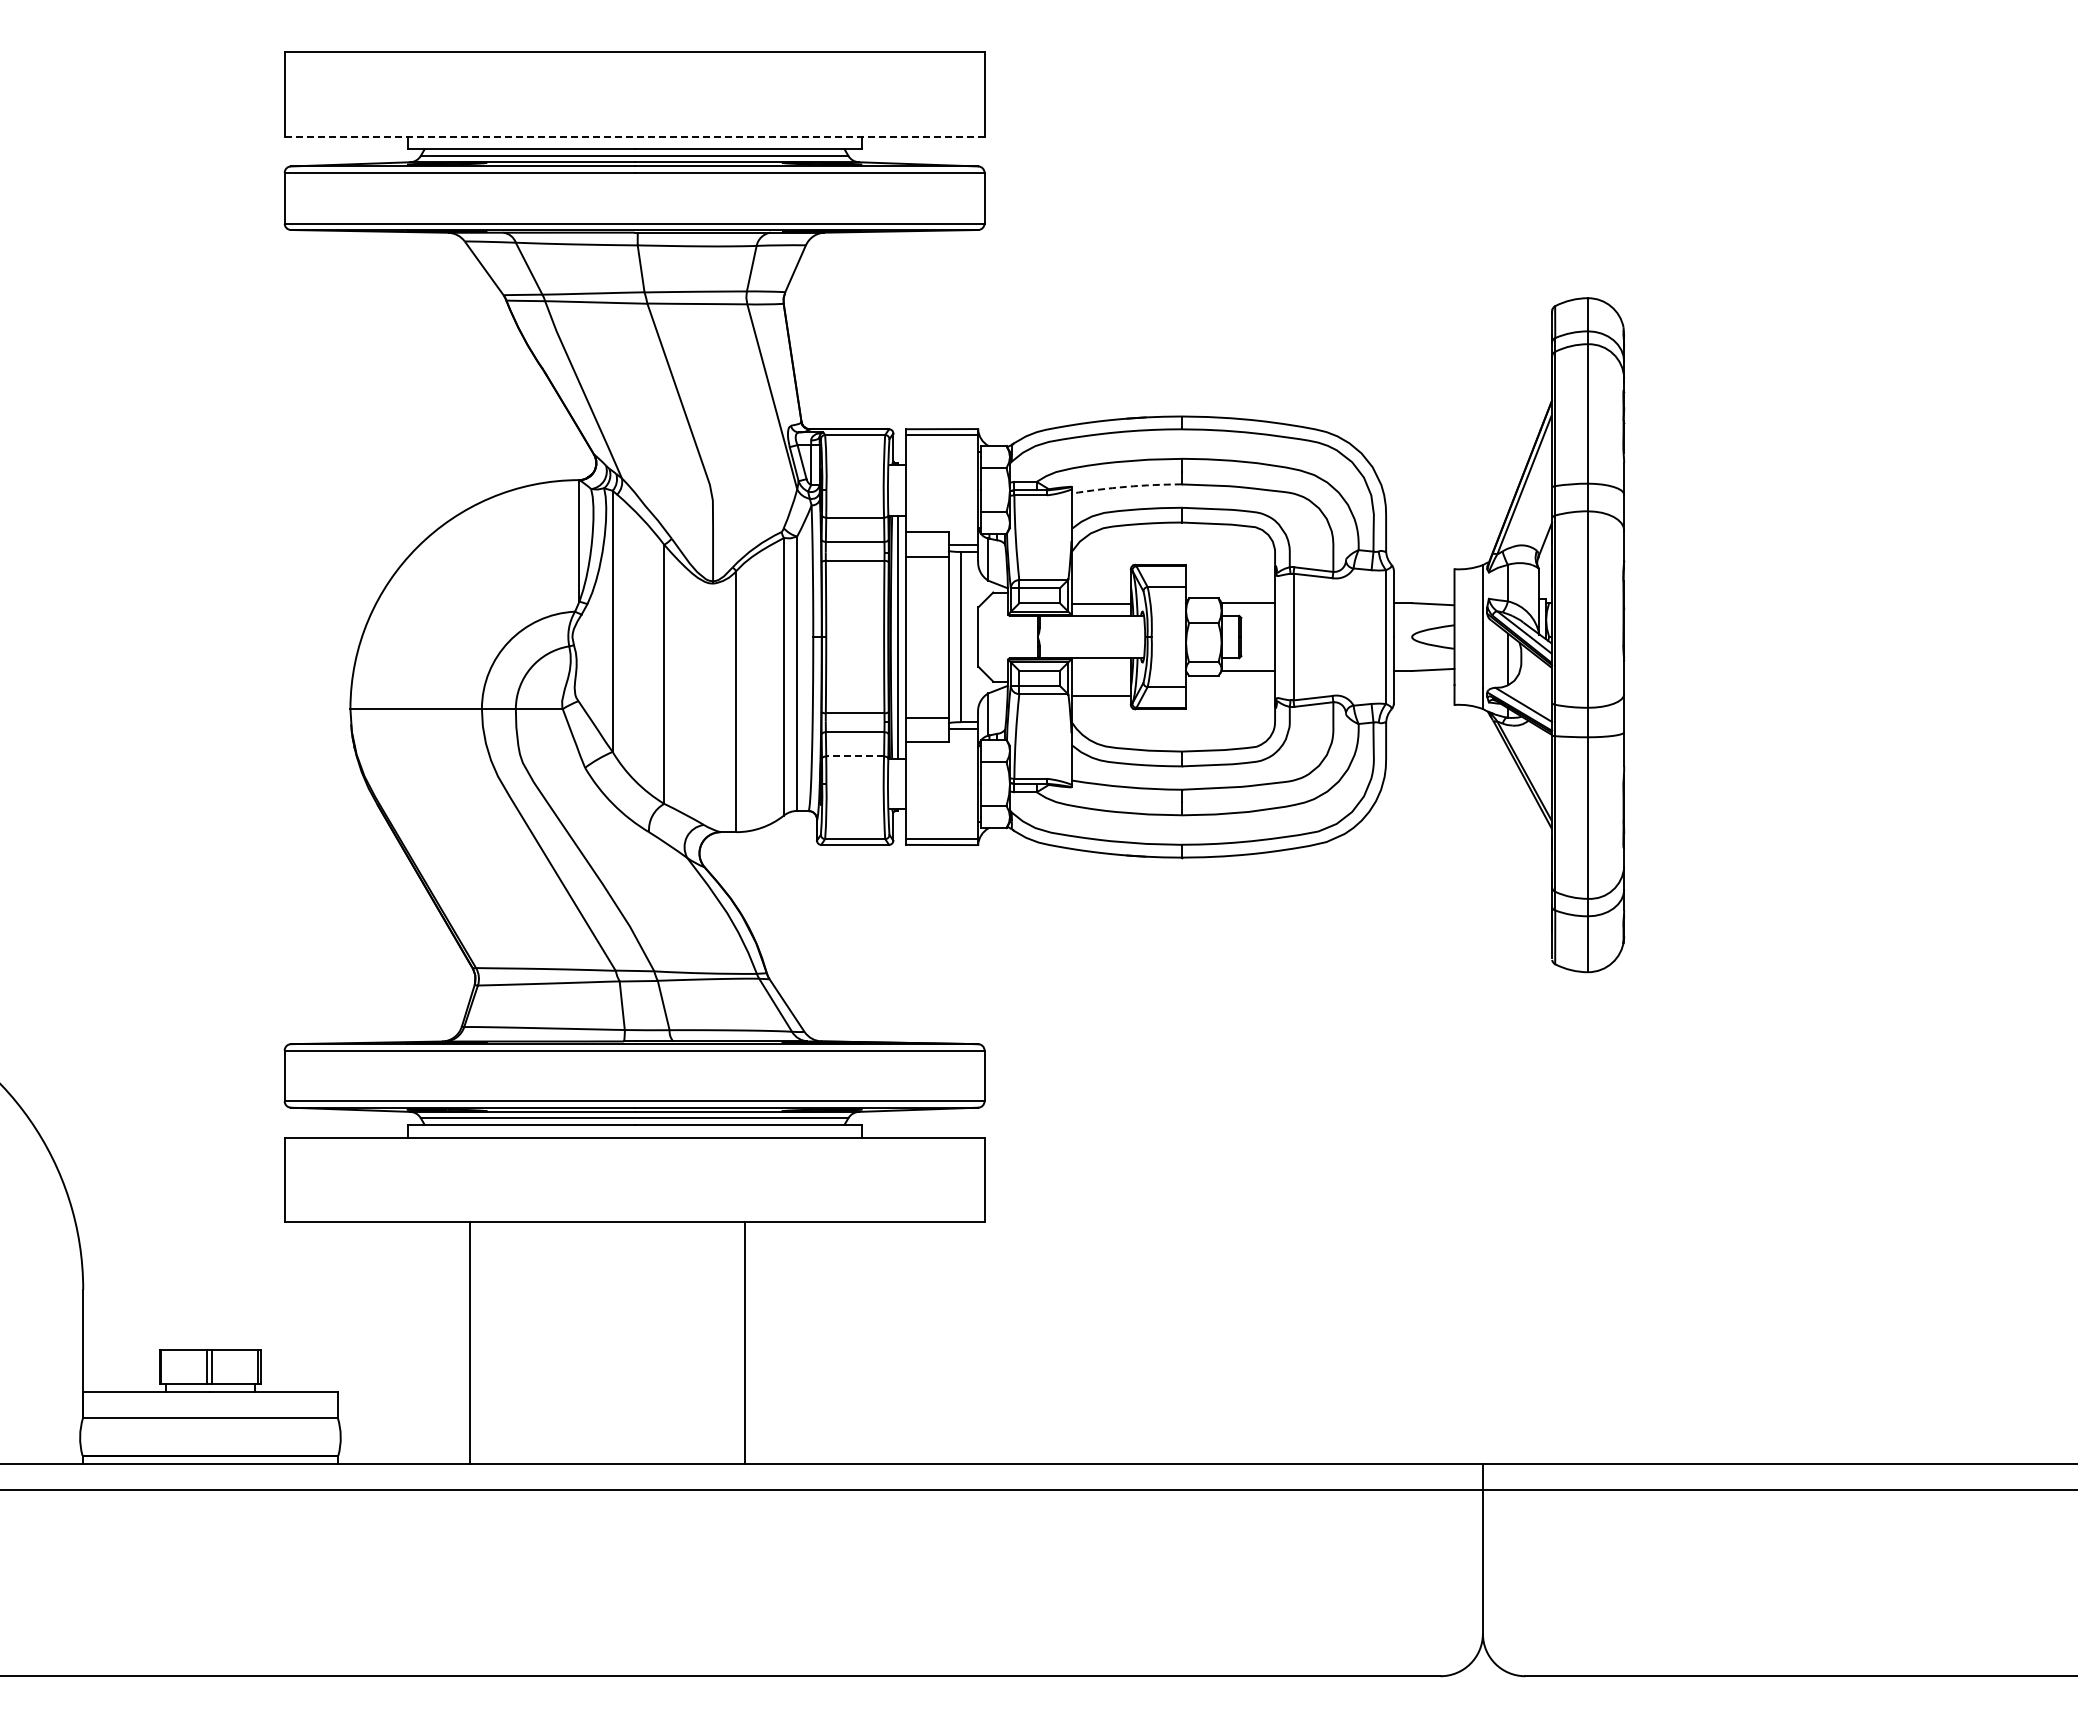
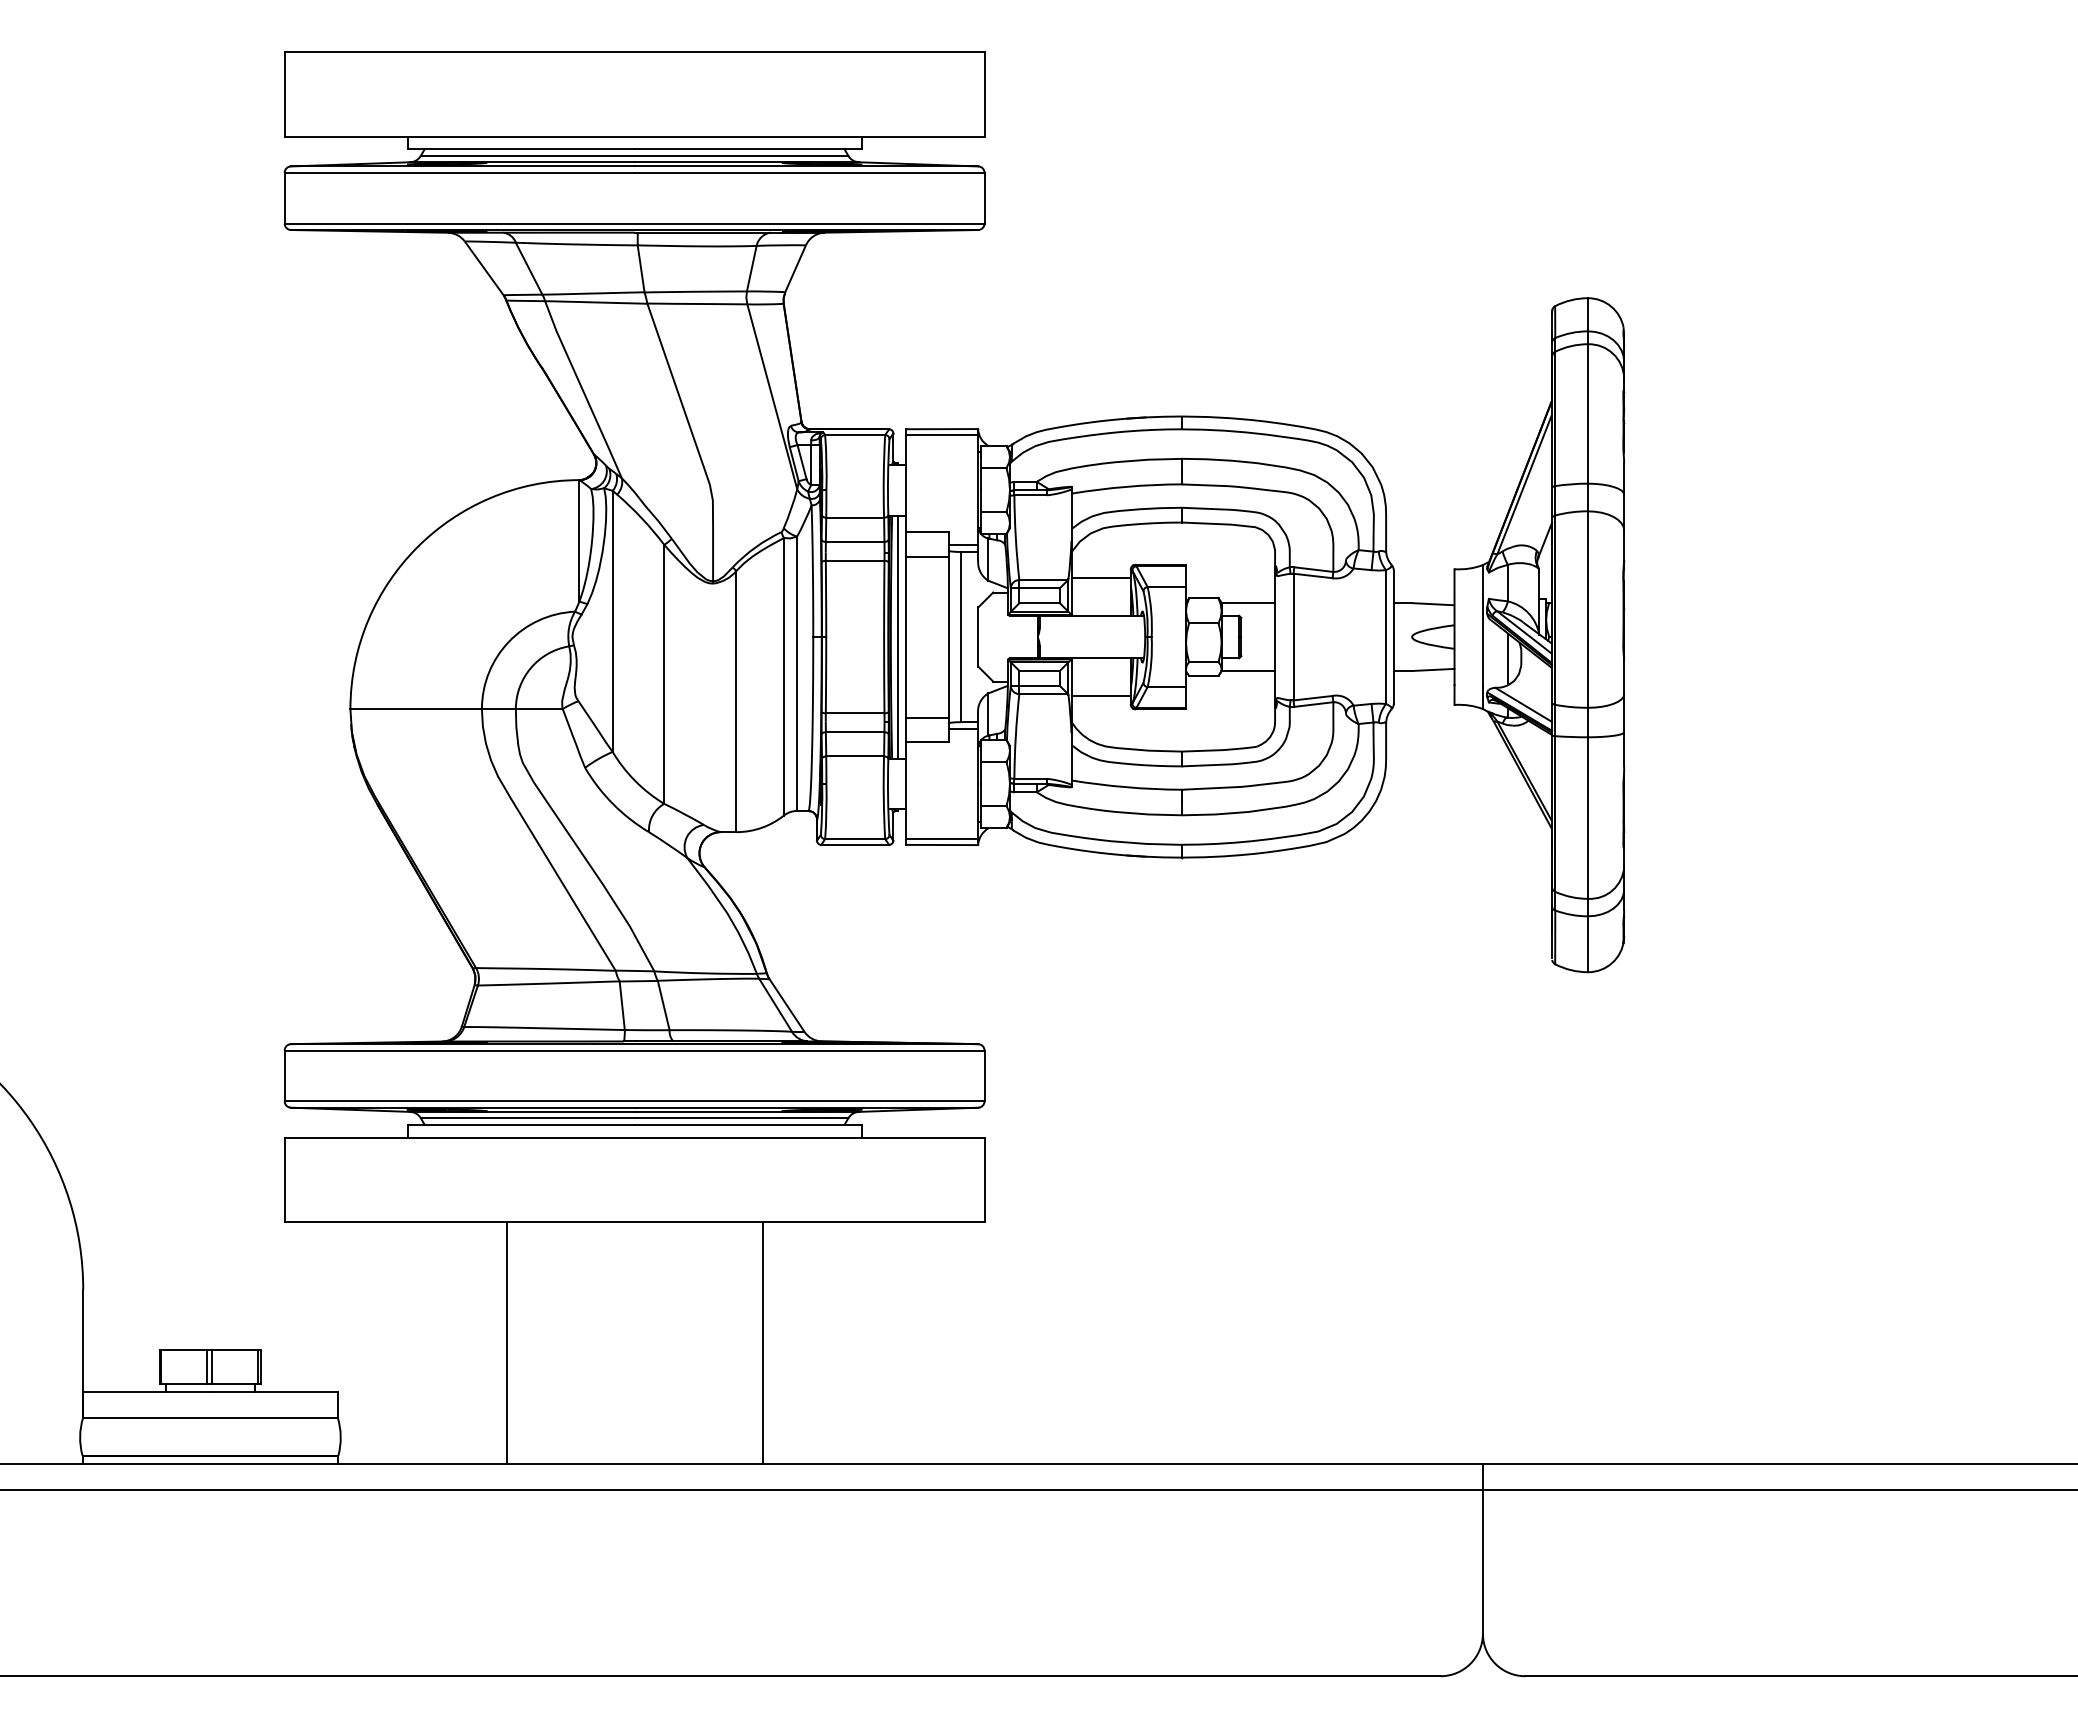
line: dashed -> solid (634, 136)
arc: dashed -> solid (1126, 486)
line position: (1100, 603) -> (1100, 577) (1100, 577)
line: dashed -> solid (855, 756)
line position: (469, 1343) -> (506, 1343) (506, 1343)
line position: (744, 1343) -> (762, 1343) (762, 1343)
